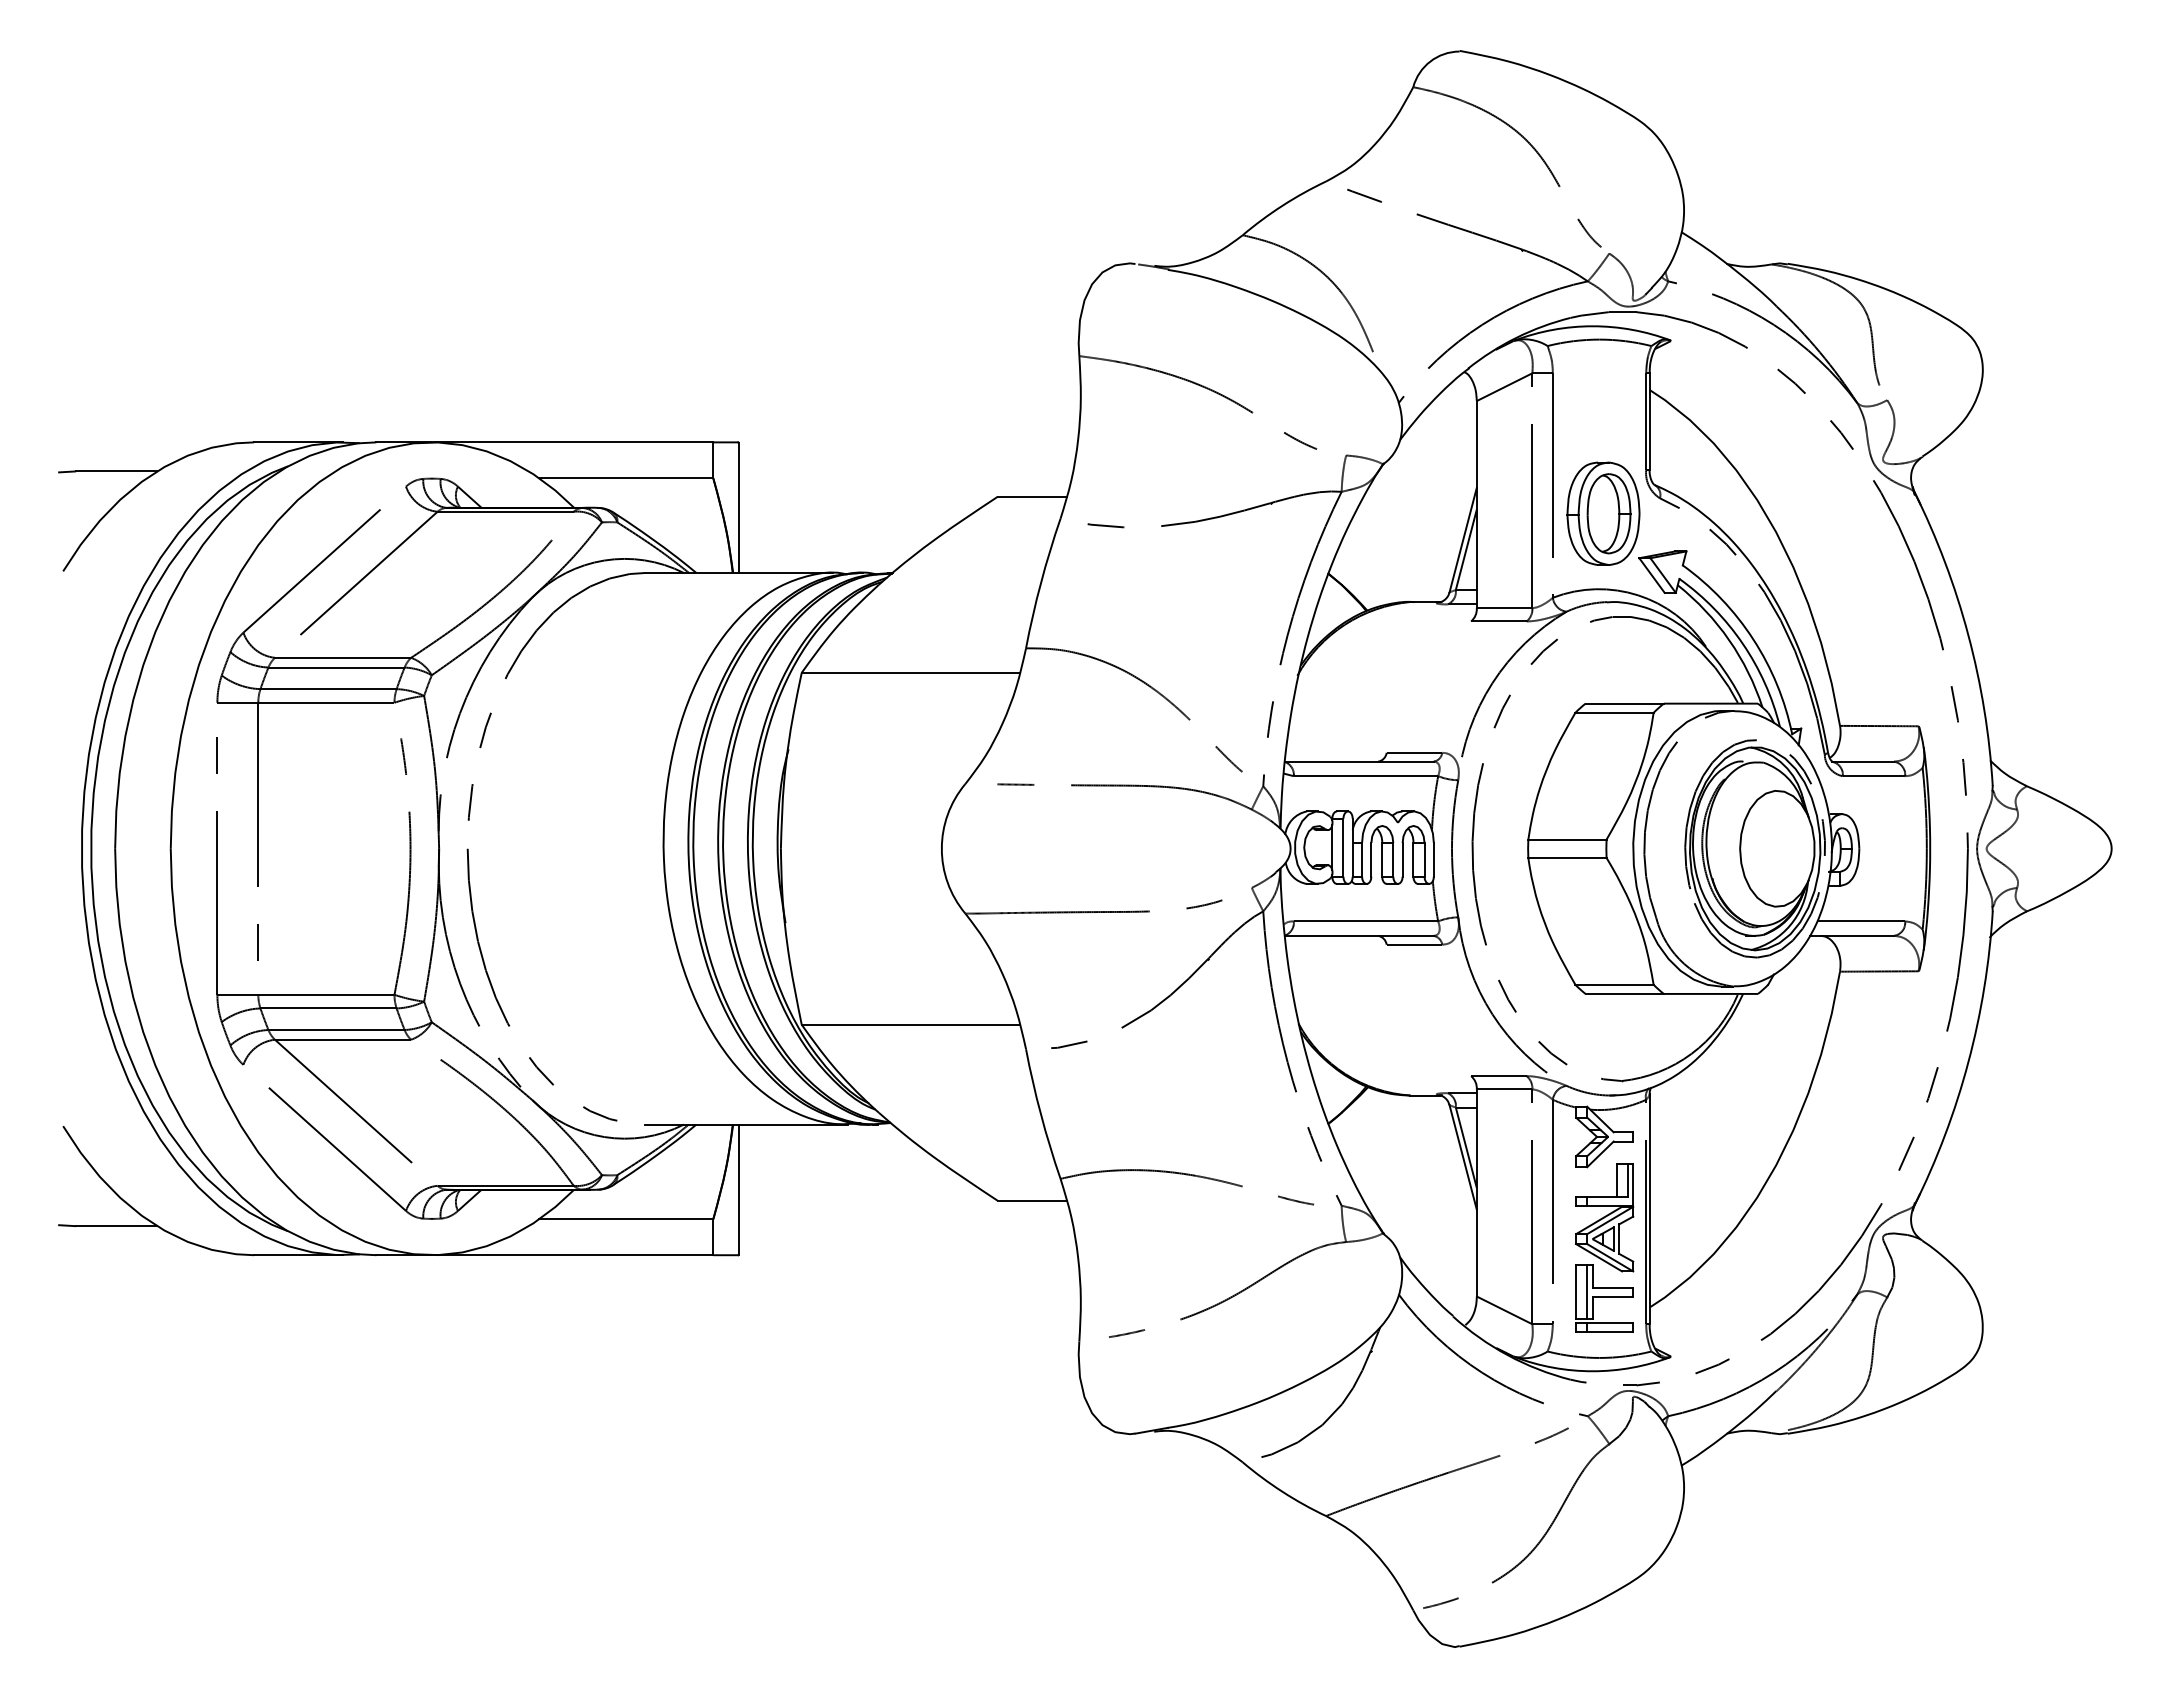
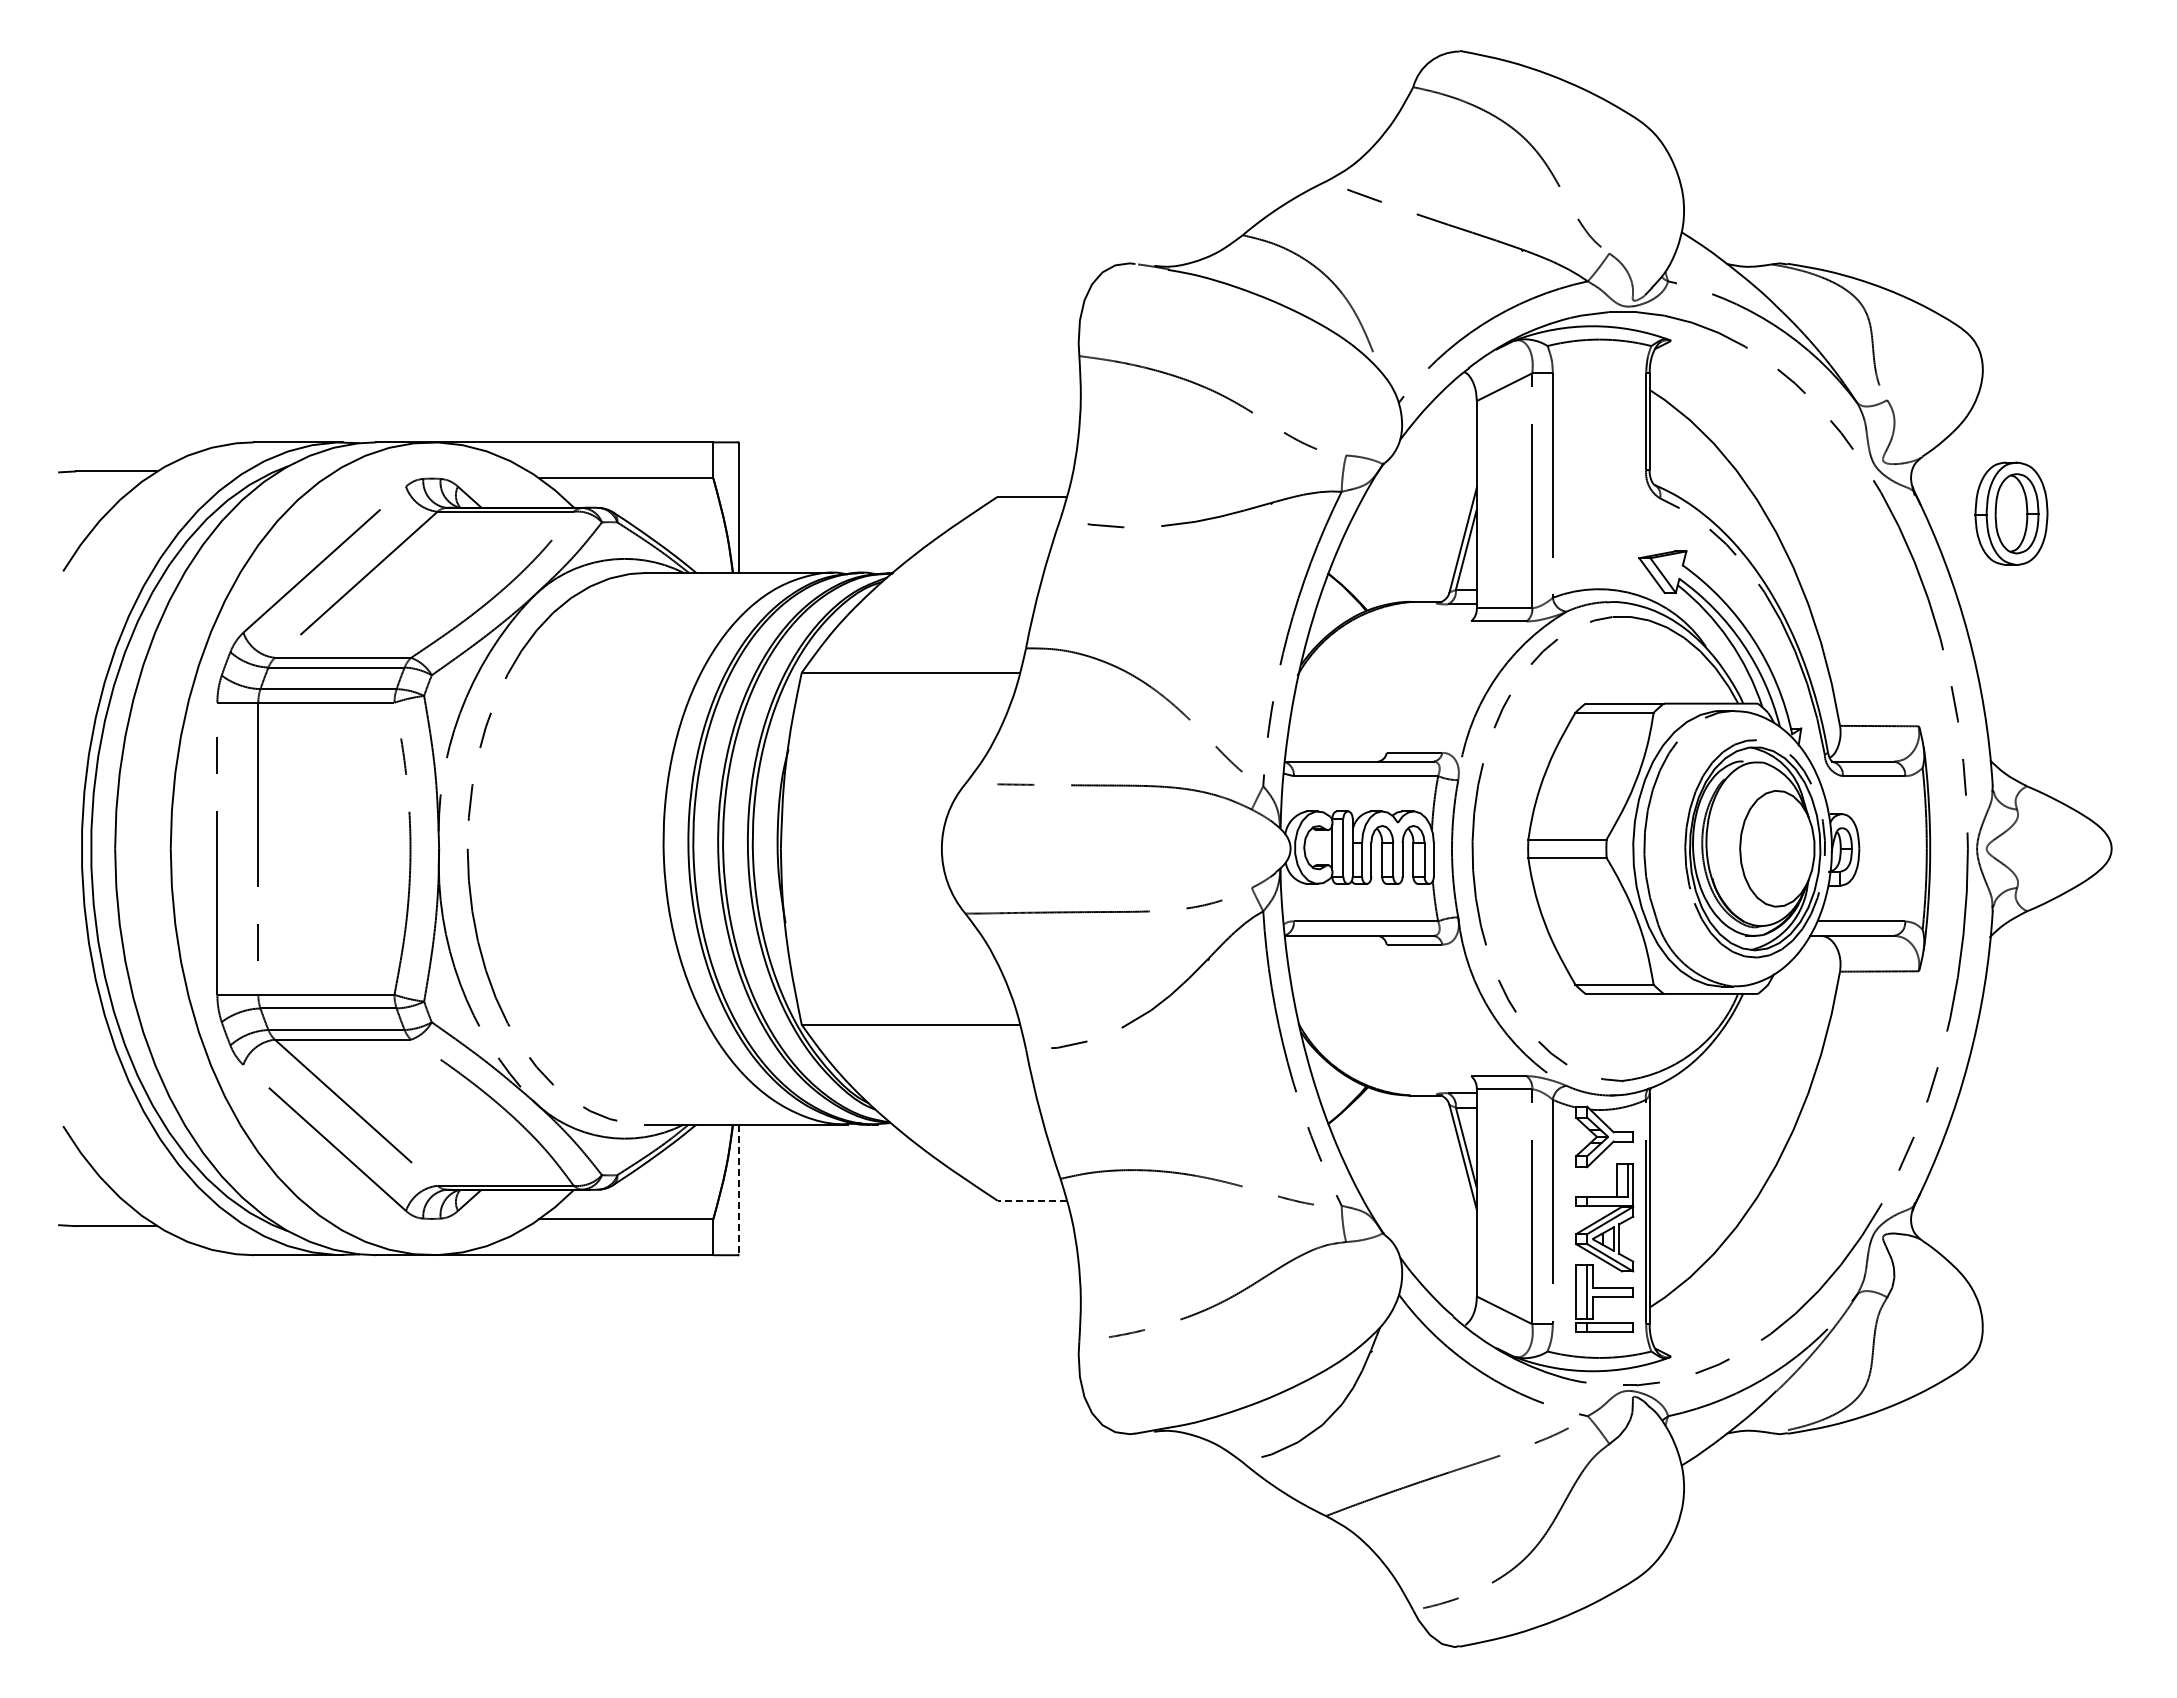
part position: (1603, 513) -> (2011, 513) (2011, 513)
line: solid -> dashed (738, 1190)
line: solid -> dashed (1032, 1200)
